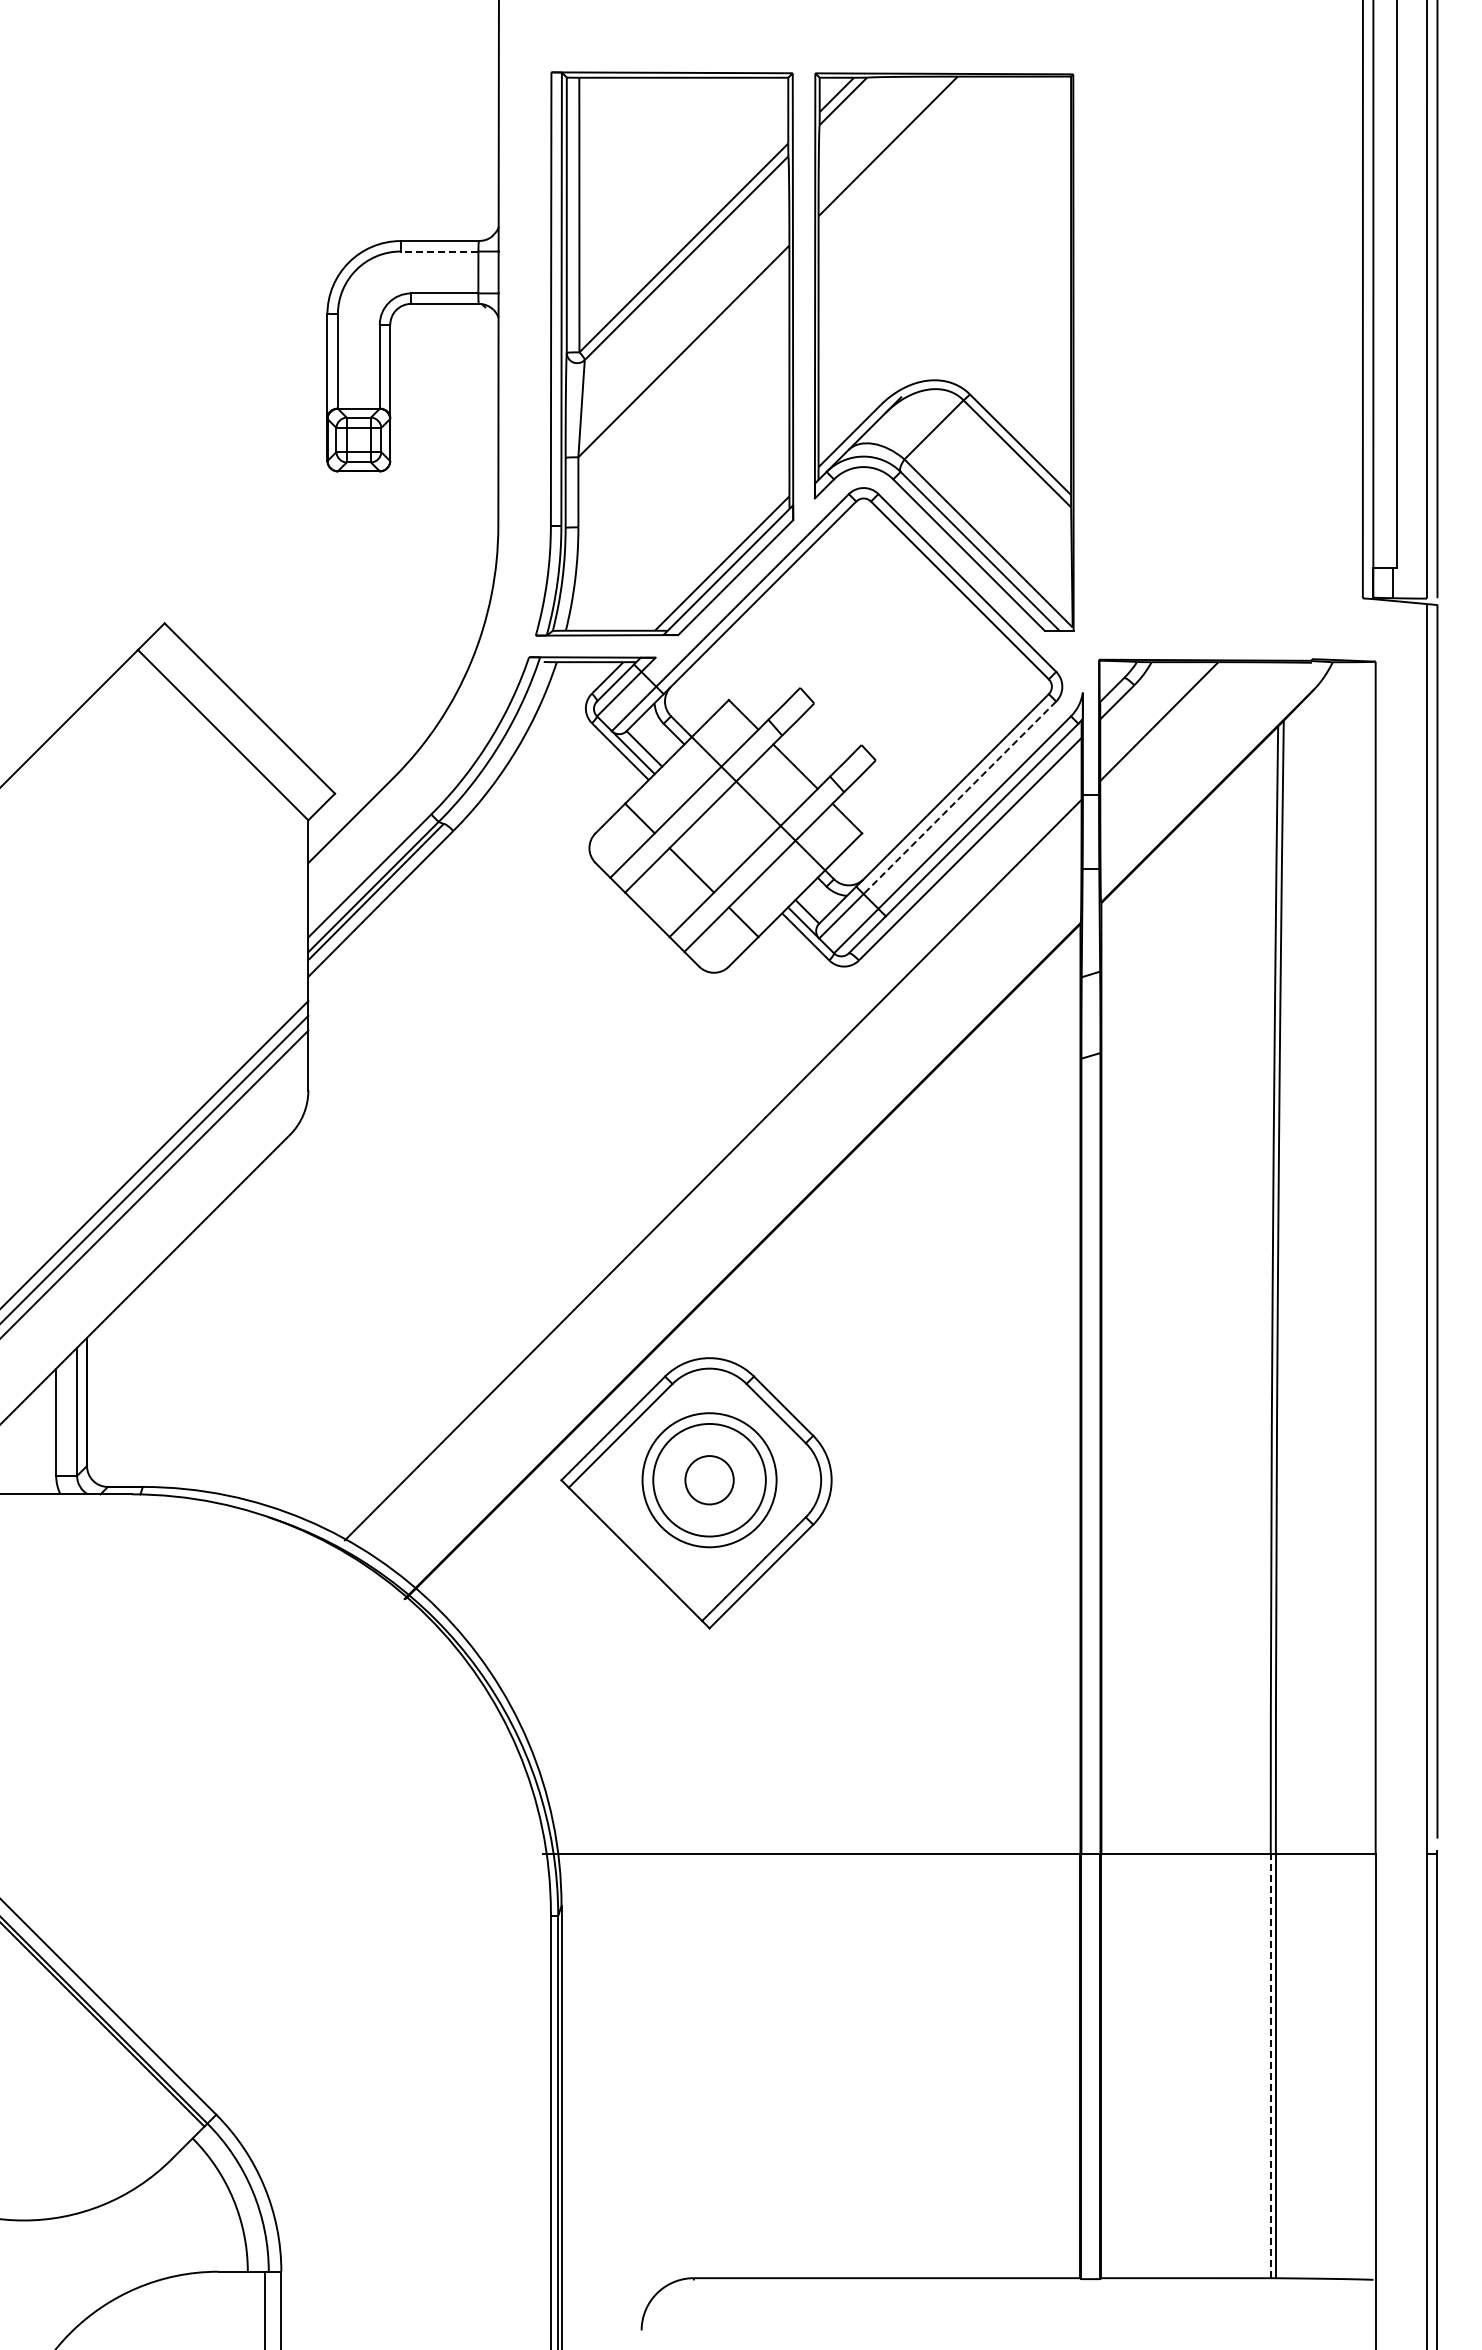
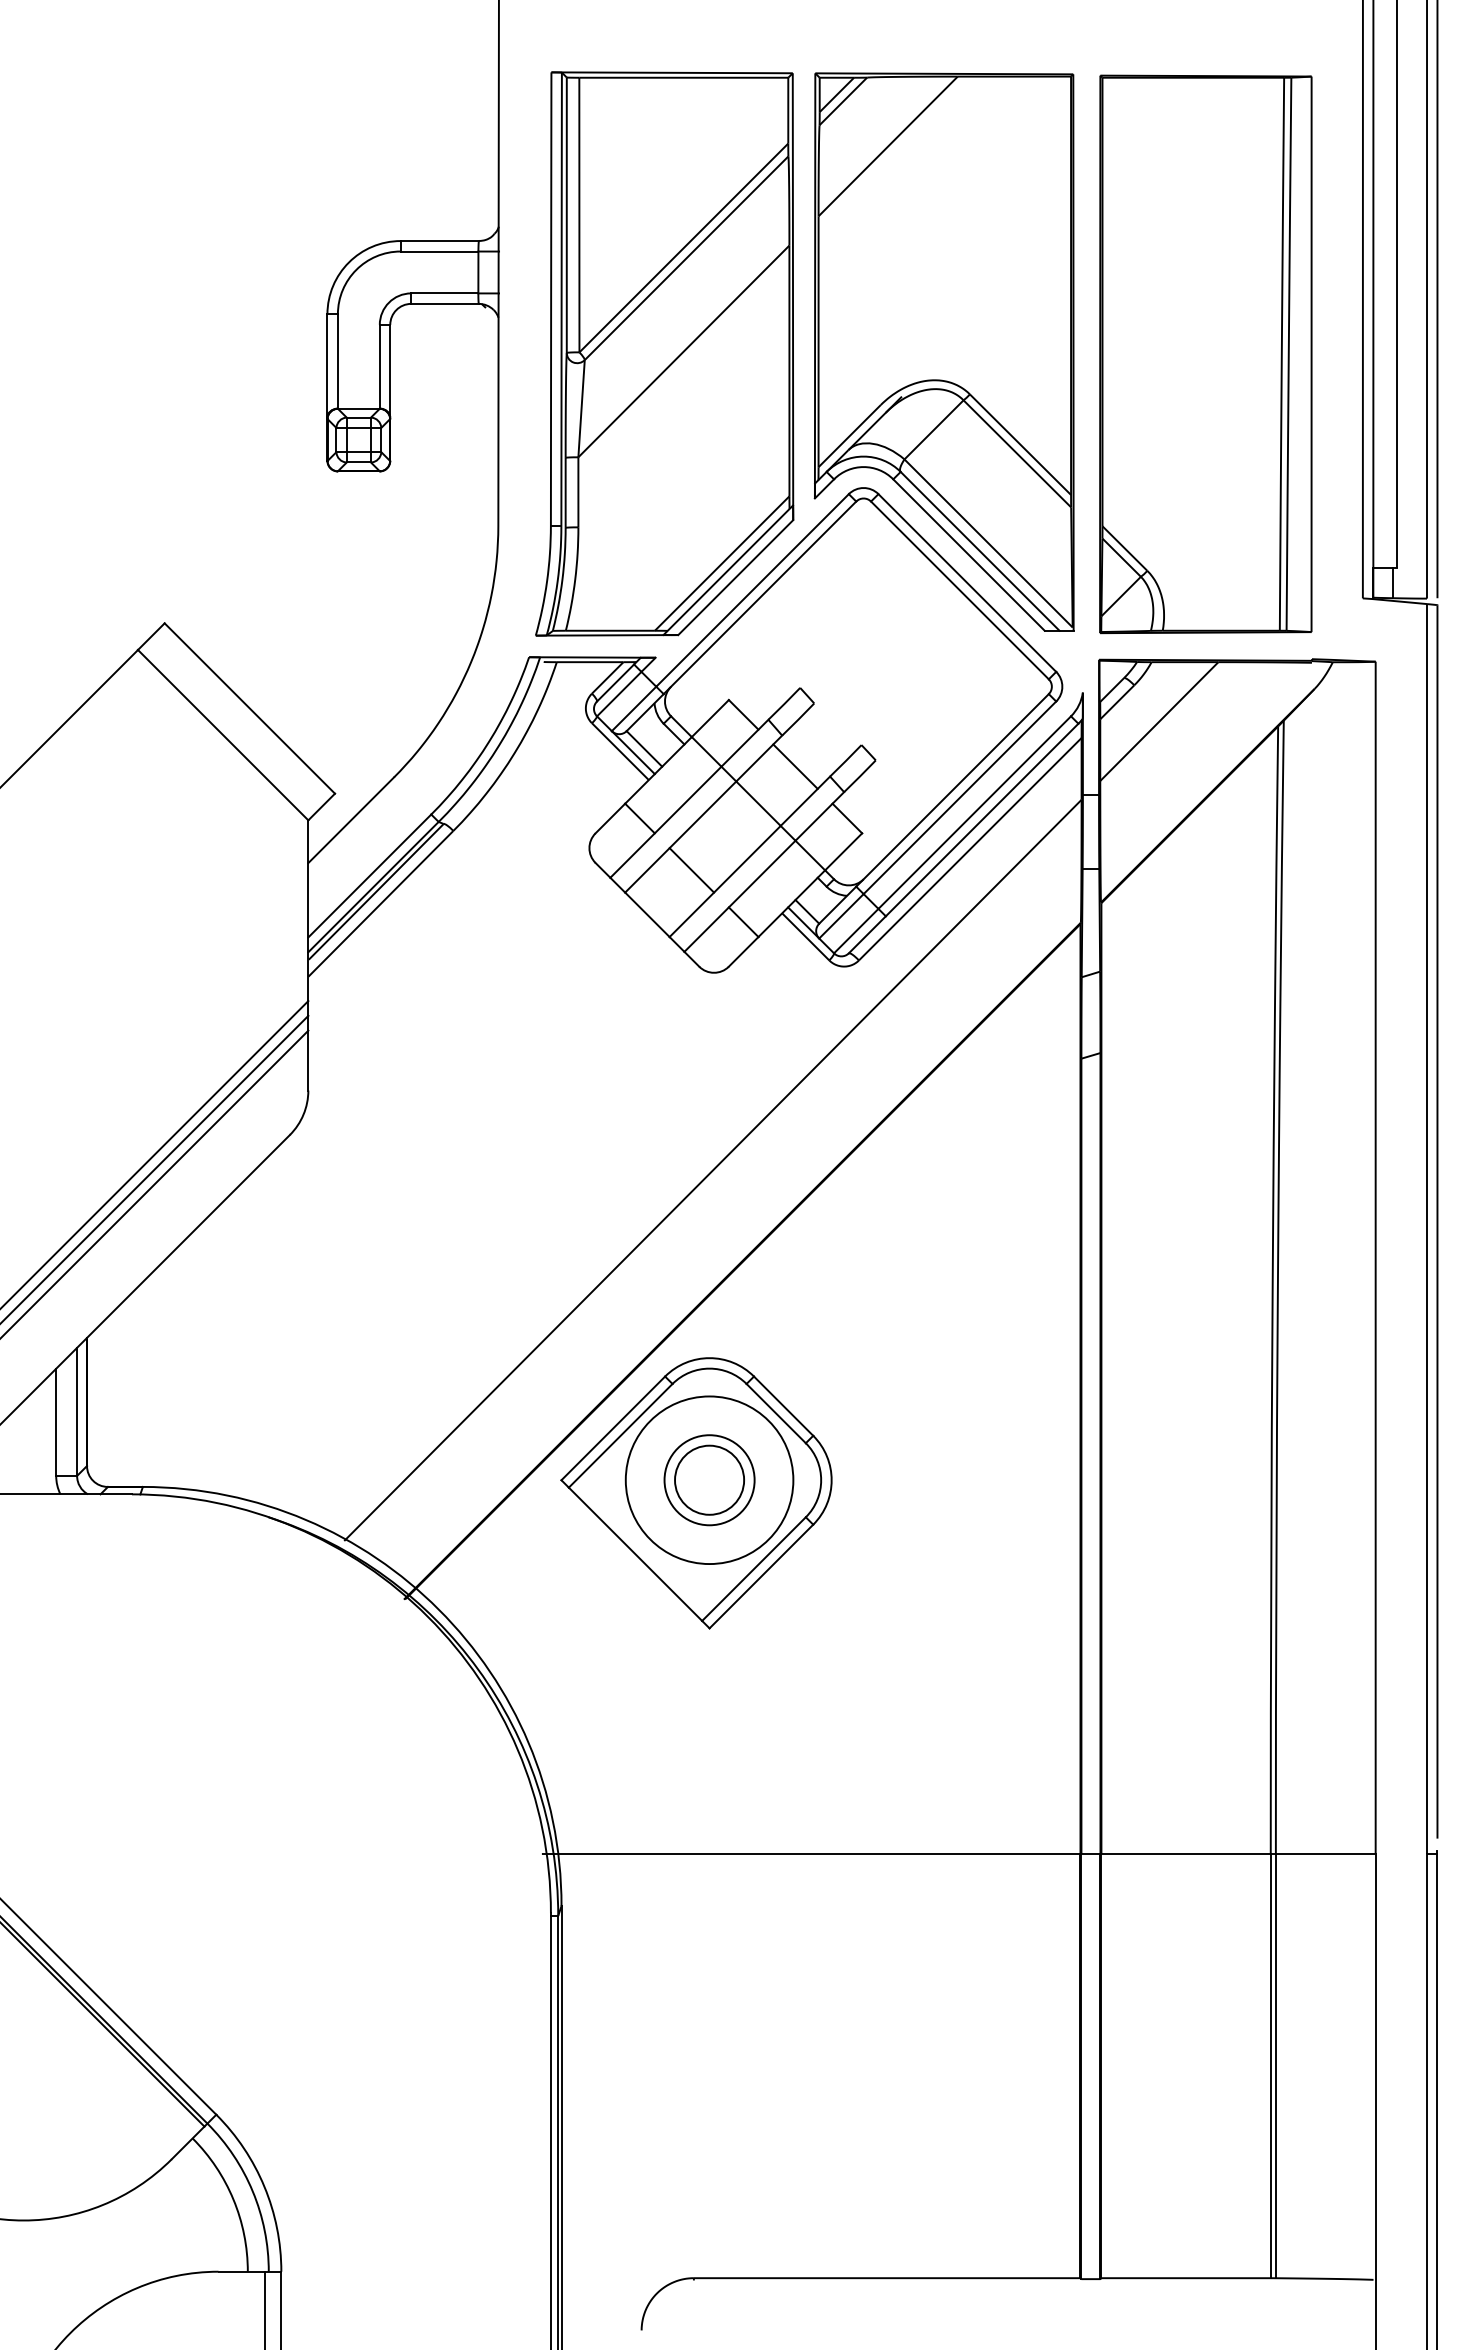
line: dashed -> solid (439, 251)
part: none -> present (1205, 354)
line: dashed -> solid (959, 798)
circle diameter: 113 px -> 90 px (709, 1480)
circle diameter: 134 px -> 168 px (709, 1480)
circle diameter: 48 px -> 69 px (709, 1479)
line: dashed -> solid (1270, 2065)
